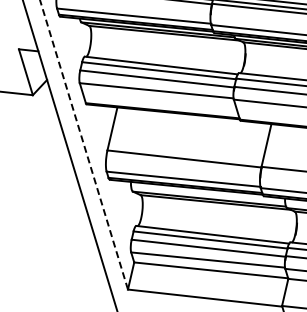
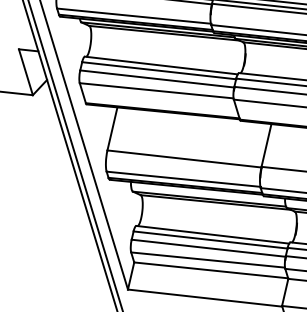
line: dashed -> solid (84, 145)
line: none -> present (75, 155)
